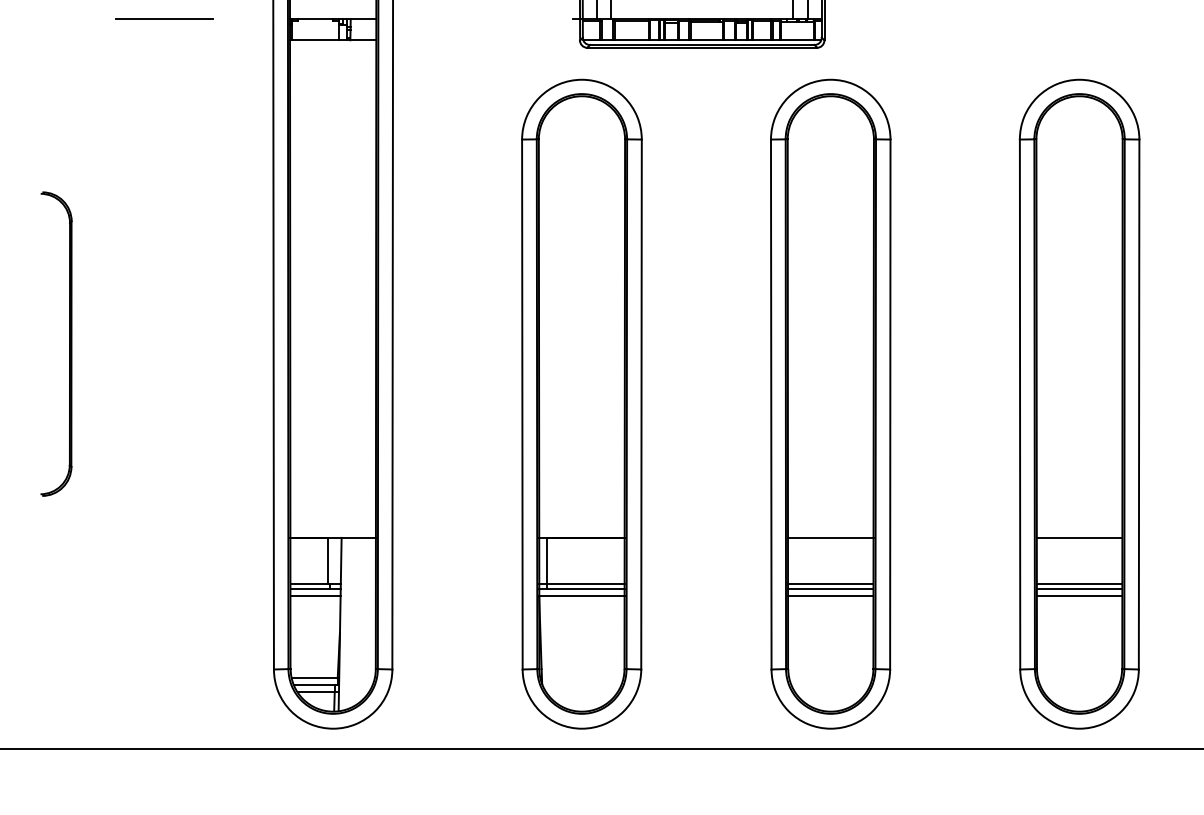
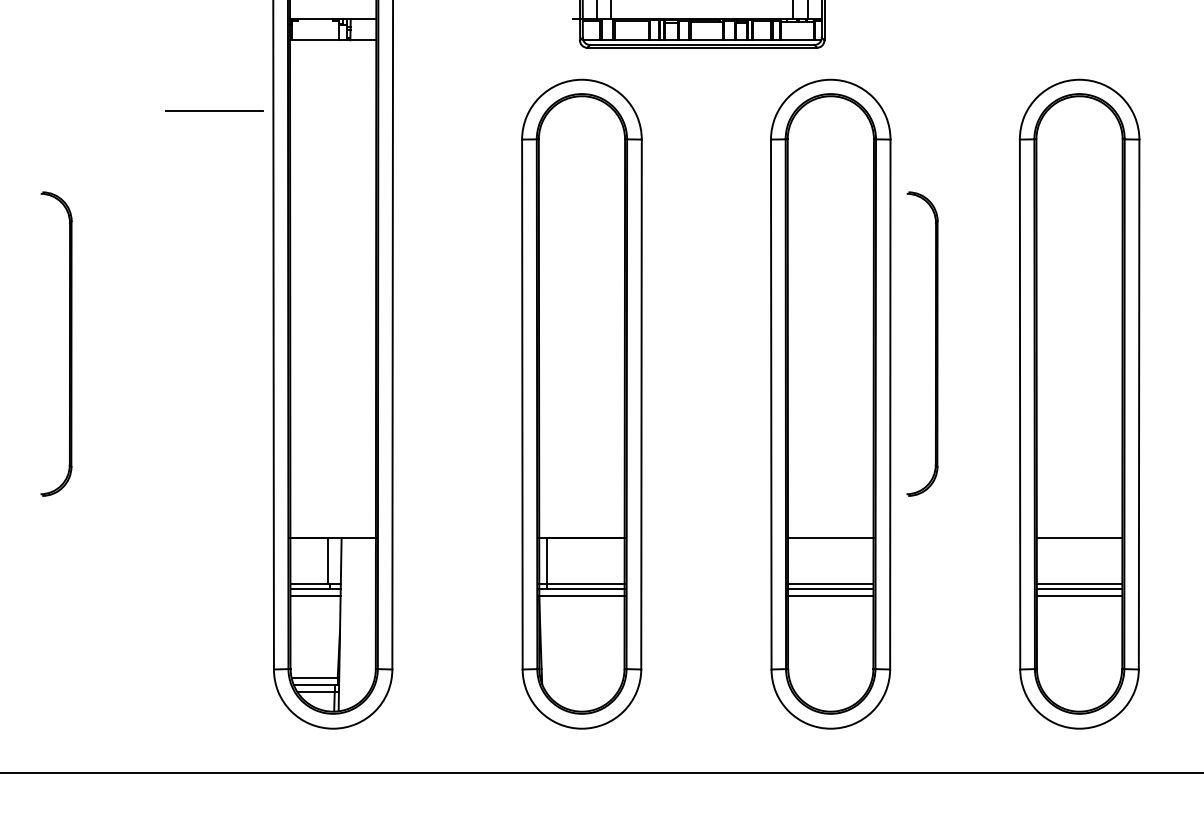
line position: (164, 18) -> (214, 110) (214, 110)
part: none -> present (935, 343)
line position: (601, 749) -> (601, 773) (601, 773)
